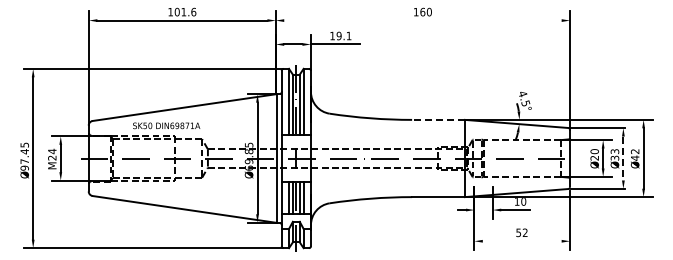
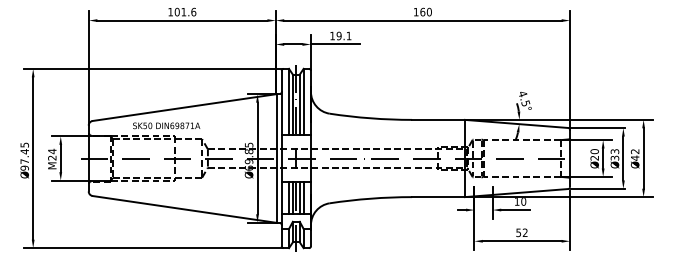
line: none -> present (422, 20)
line: dashed -> solid (438, 119)
line: dashed -> solid (623, 158)
line: none -> present (521, 241)
